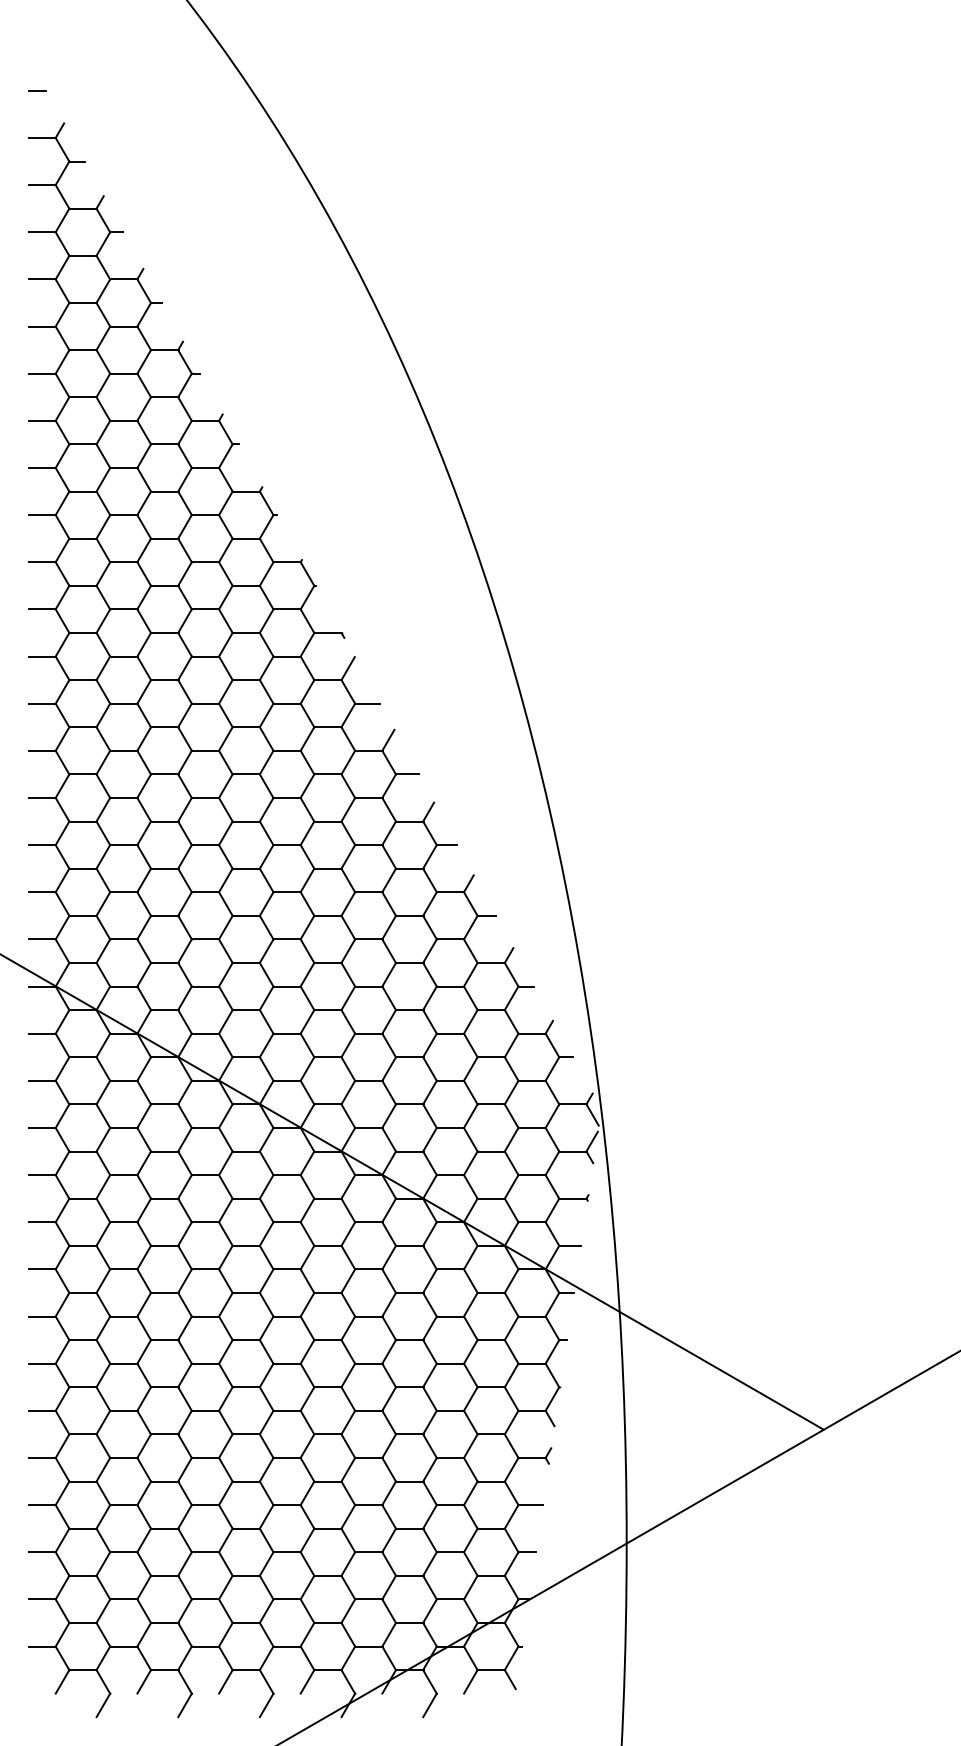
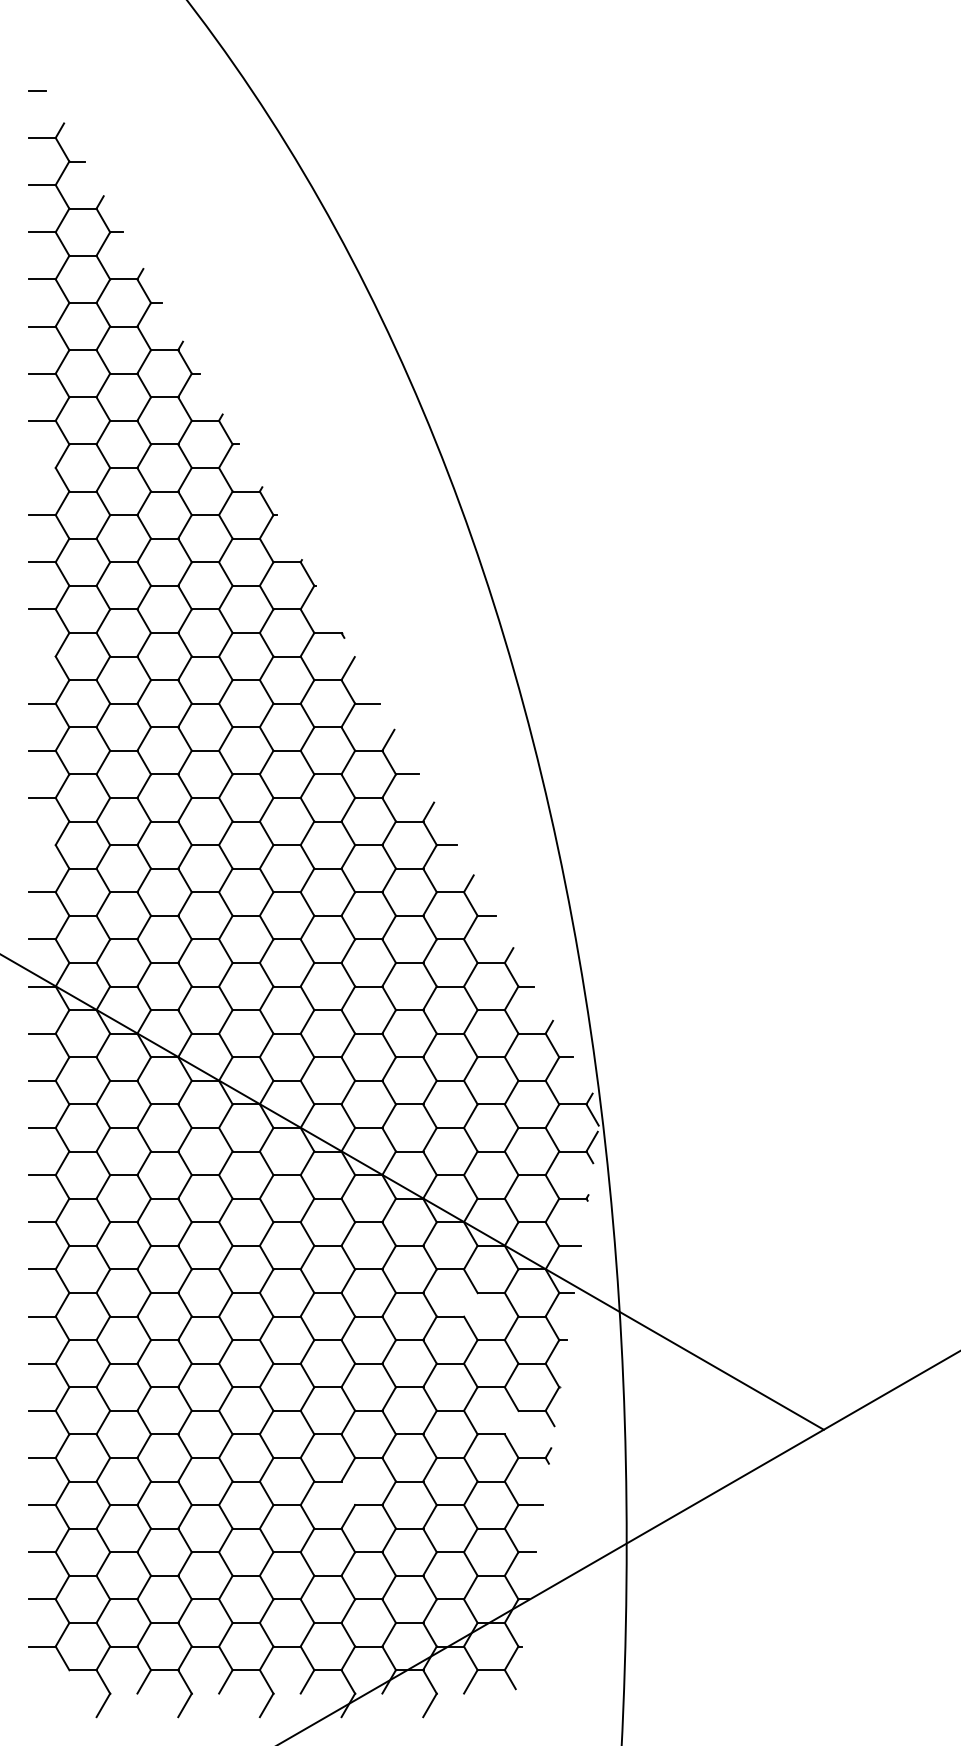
line: present -> none (42, 467)
line: present -> none (42, 656)
line: present -> none (42, 845)
line: present -> none (470, 1304)
line: present -> none (511, 1422)
line: present -> none (348, 1493)
line: present -> none (62, 1681)
